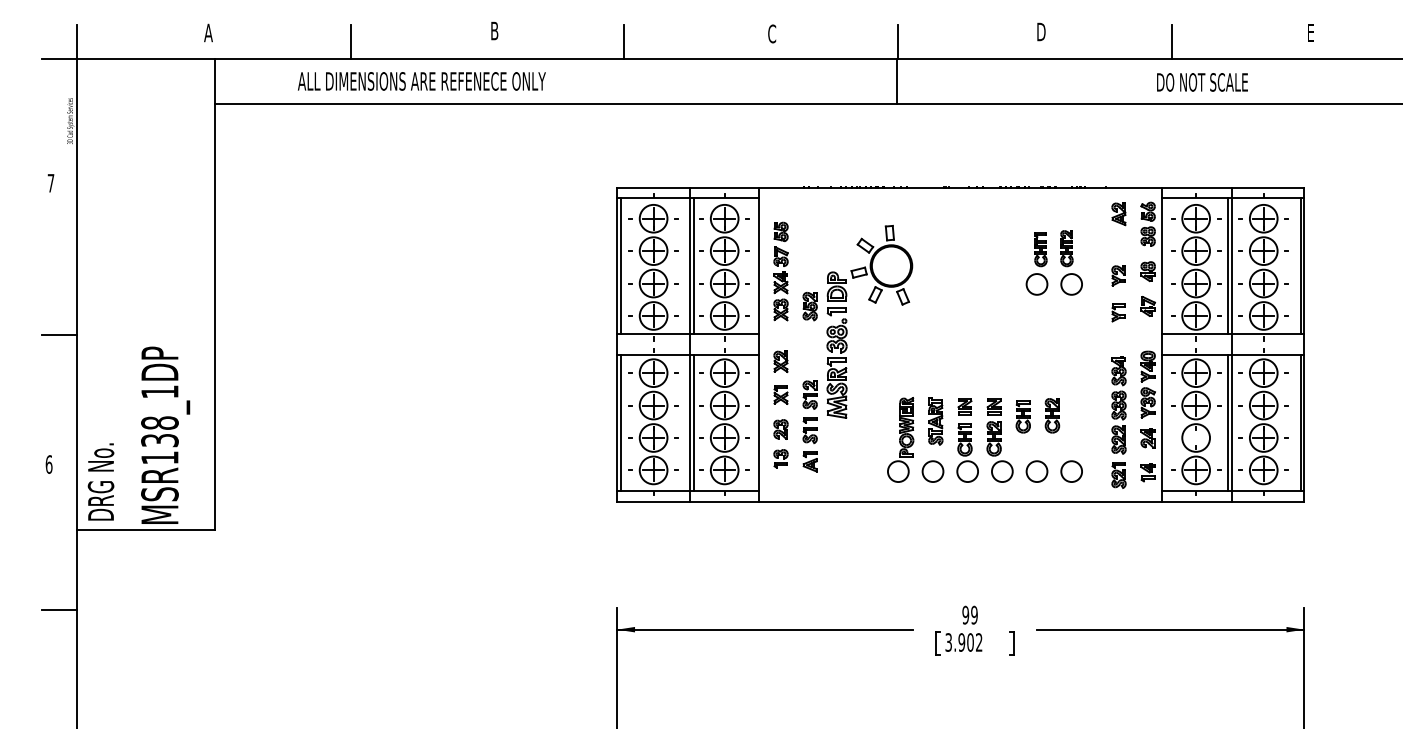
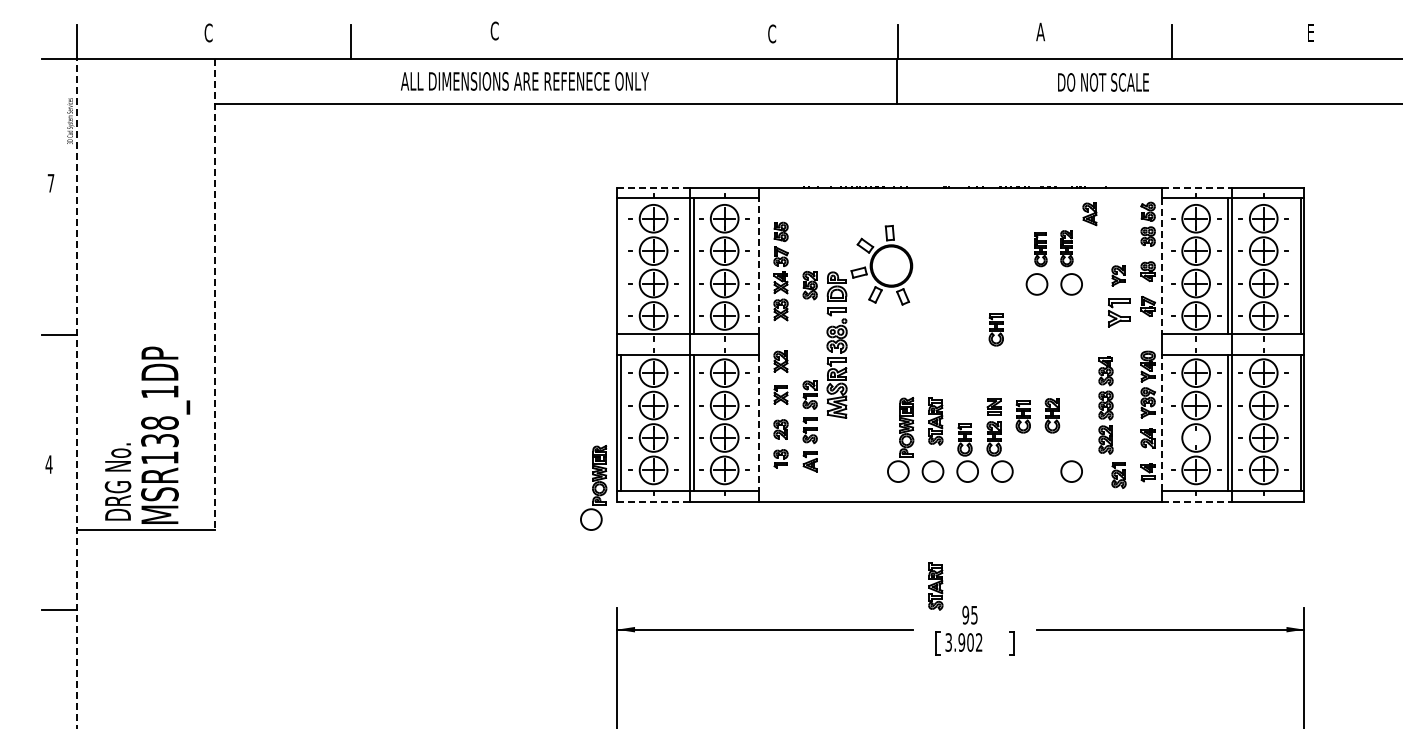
text: B -> C (494, 30)
text: D -> A (1040, 31)
text: A -> C (208, 32)
line: present -> none (624, 41)
text position: (421, 81) -> (524, 81) (524, 81)
text position: (1202, 82) -> (1103, 82) (1103, 82)
line: solid -> dashed (654, 187)
line: solid -> dashed (1196, 187)
part position: (1118, 214) -> (1089, 214) (1089, 214)
line: present -> none (620, 265)
line: solid -> dashed (759, 265)
line: solid -> dashed (1162, 266)
line: solid -> dashed (215, 294)
part position: (809, 306) -> (809, 285) (809, 285)
part size: 15x20 px -> 23x30 px (1119, 312)
part: none -> present (995, 329)
line: solid -> dashed (76, 394)
part position: (1118, 405) -> (1105, 405) (1105, 405)
part: present -> none (964, 406)
line: solid -> dashed (1162, 422)
line: solid -> dashed (759, 423)
text: 6 -> 4 (48, 464)
circle: present -> none (1036, 471)
text position: (100, 481) -> (117, 481) (117, 481)
part: none -> present (593, 487)
line: solid -> dashed (654, 501)
line: solid -> dashed (1196, 501)
part: none -> present (935, 586)
text: 99 -> 95 (974, 614)
